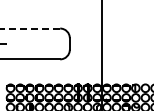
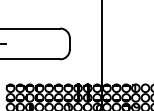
line: dashed -> solid (30, 28)
